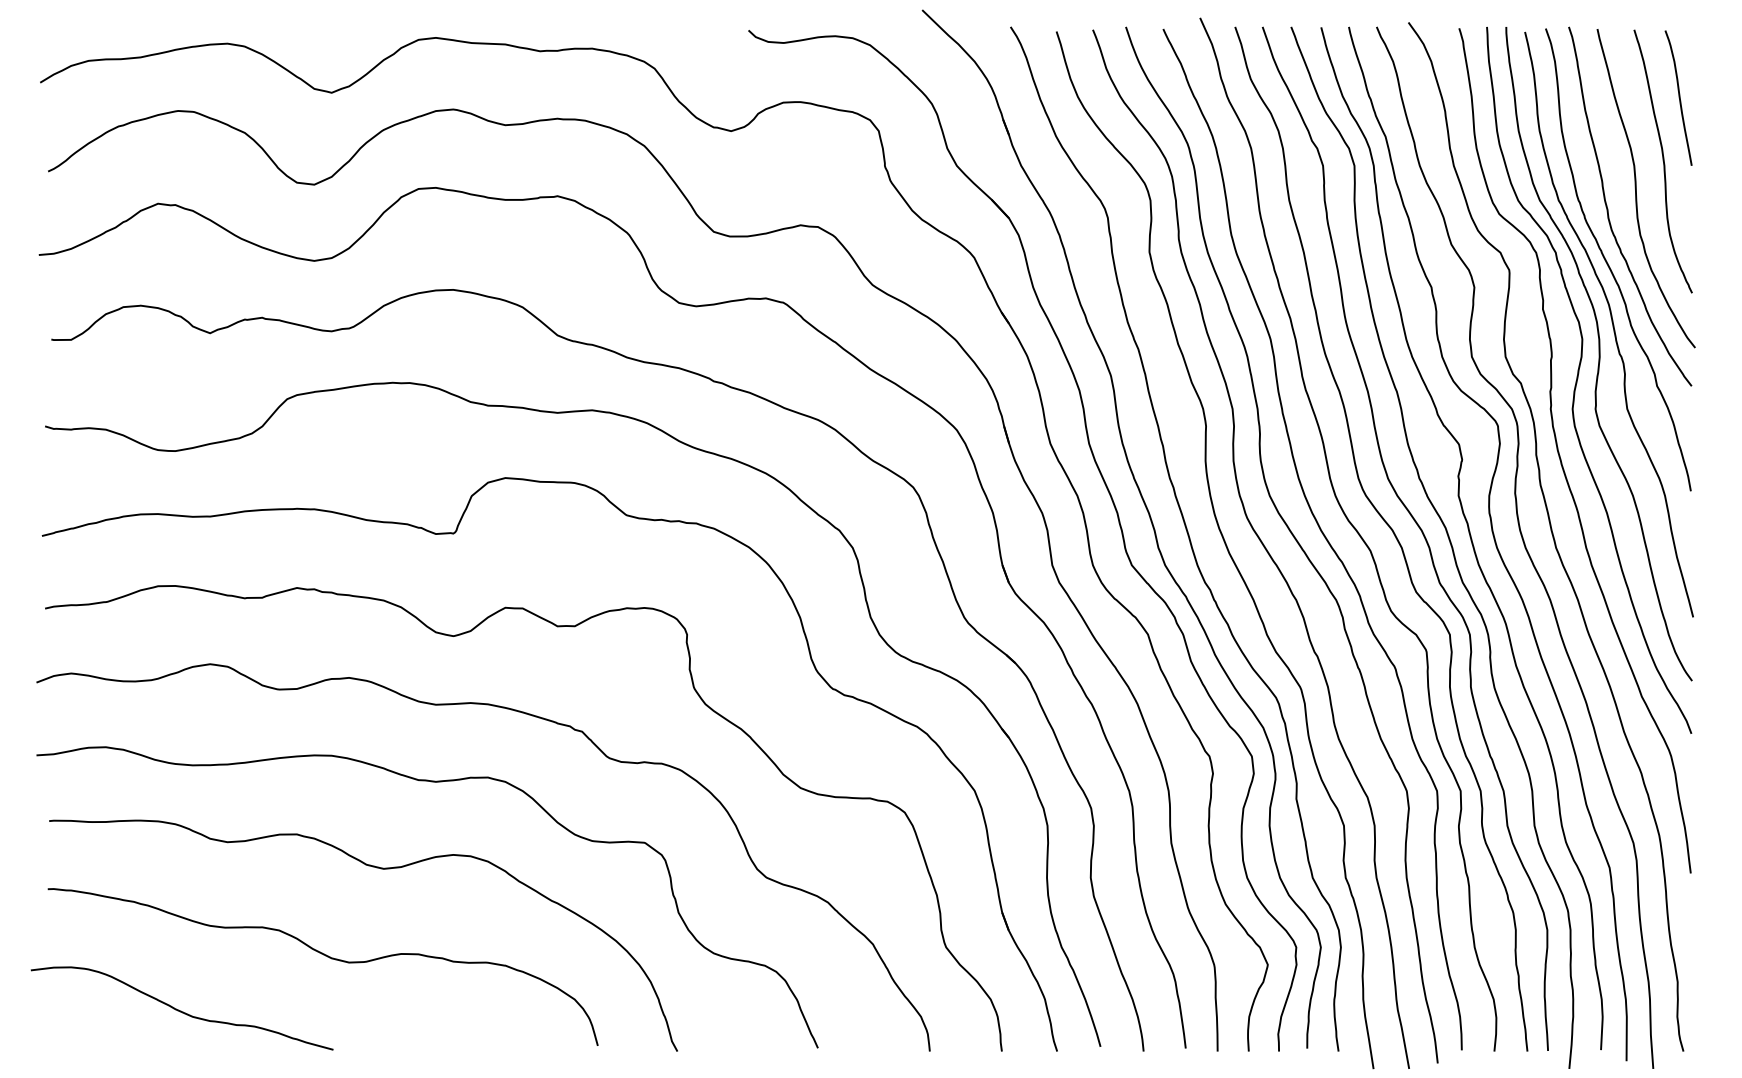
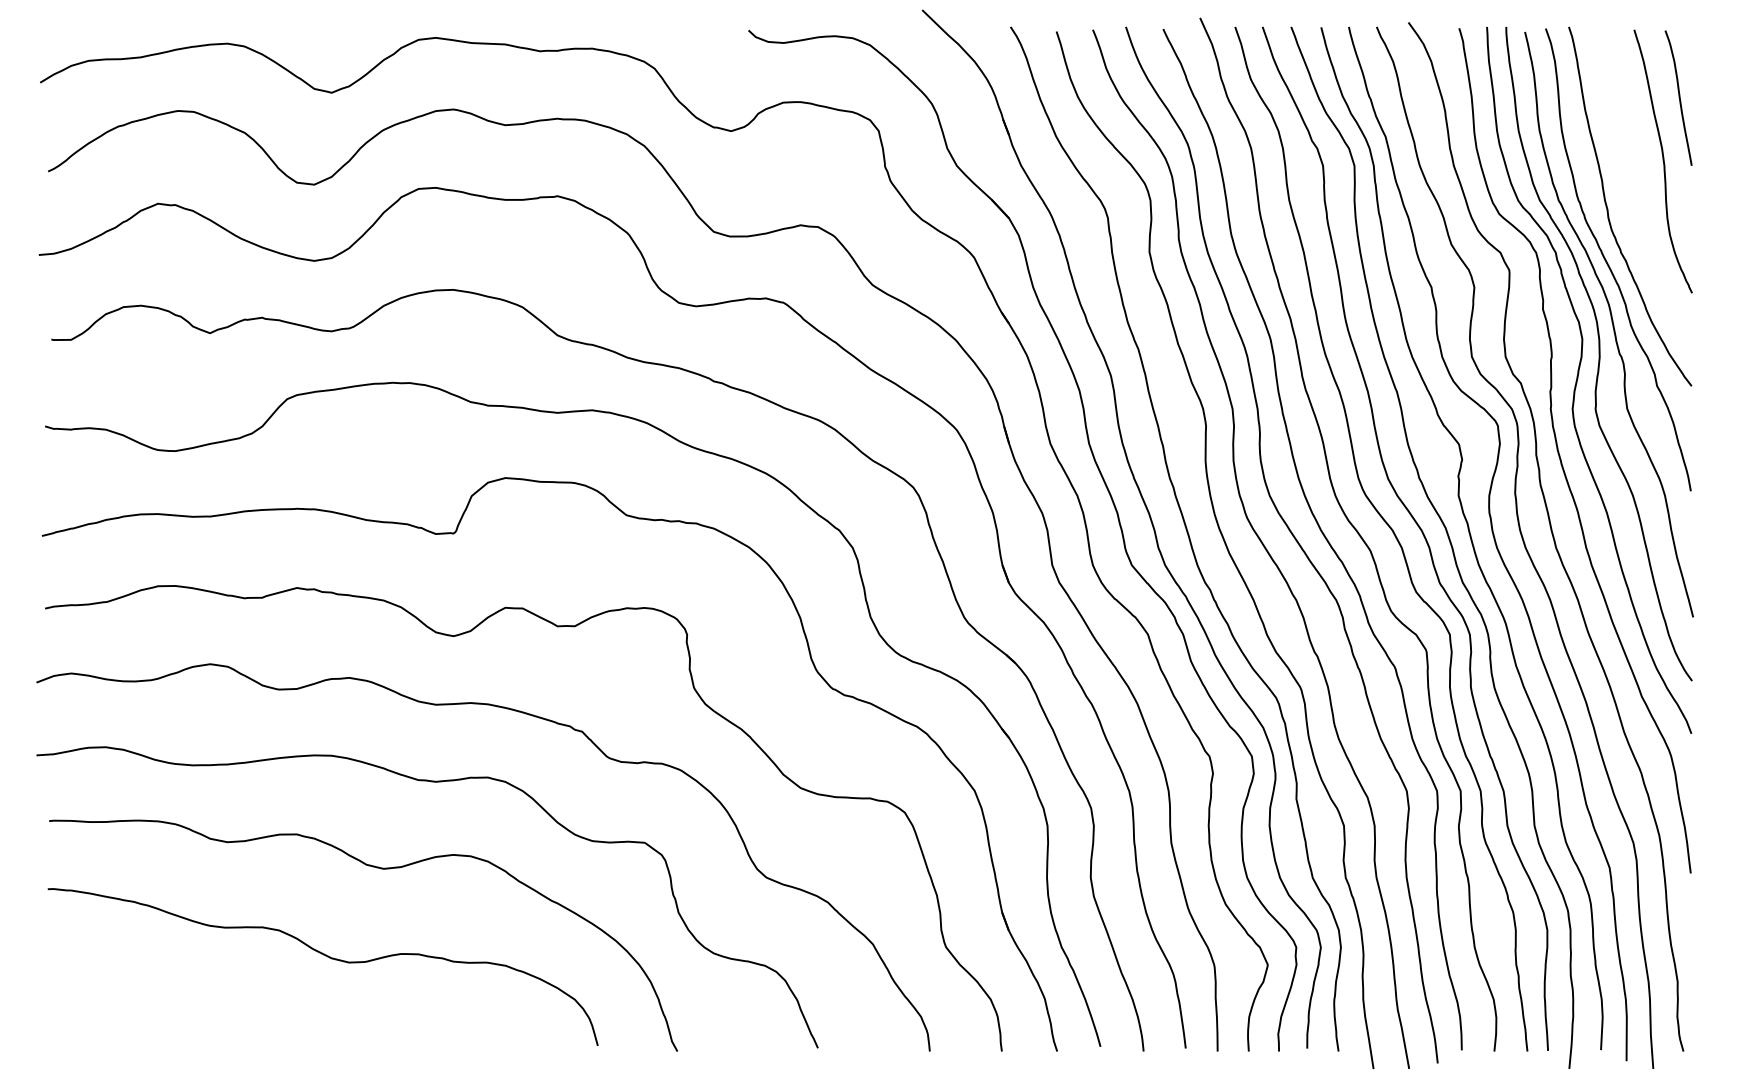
curve: present -> none (1636, 188)
curve: present -> none (181, 1010)
